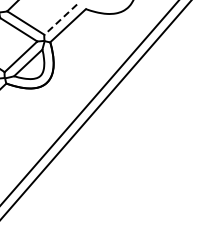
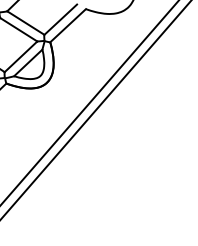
line: dashed -> solid (60, 20)
